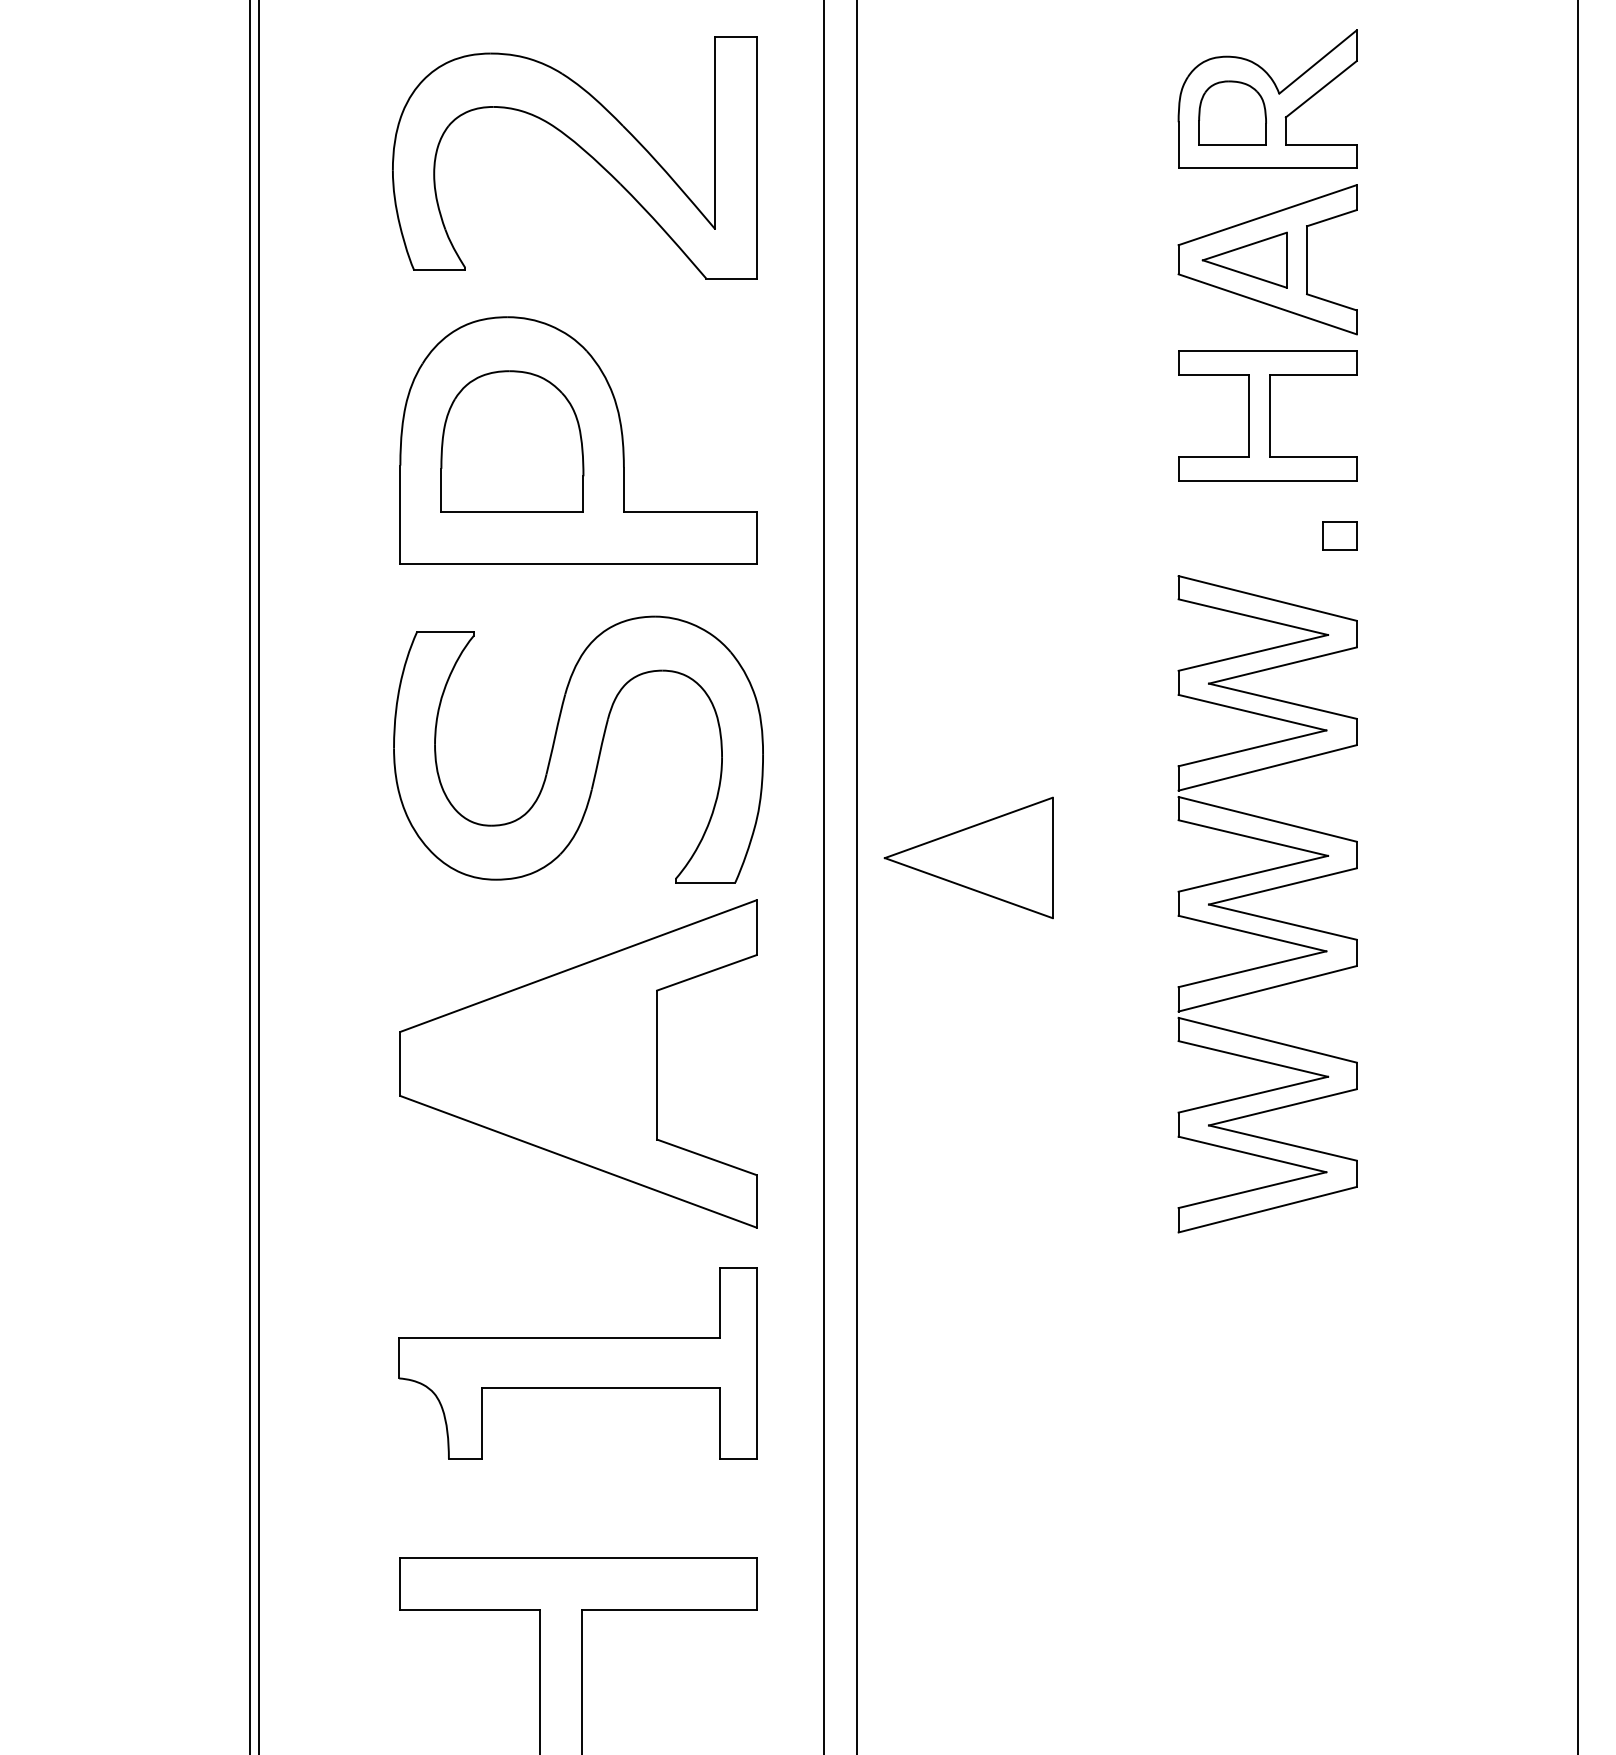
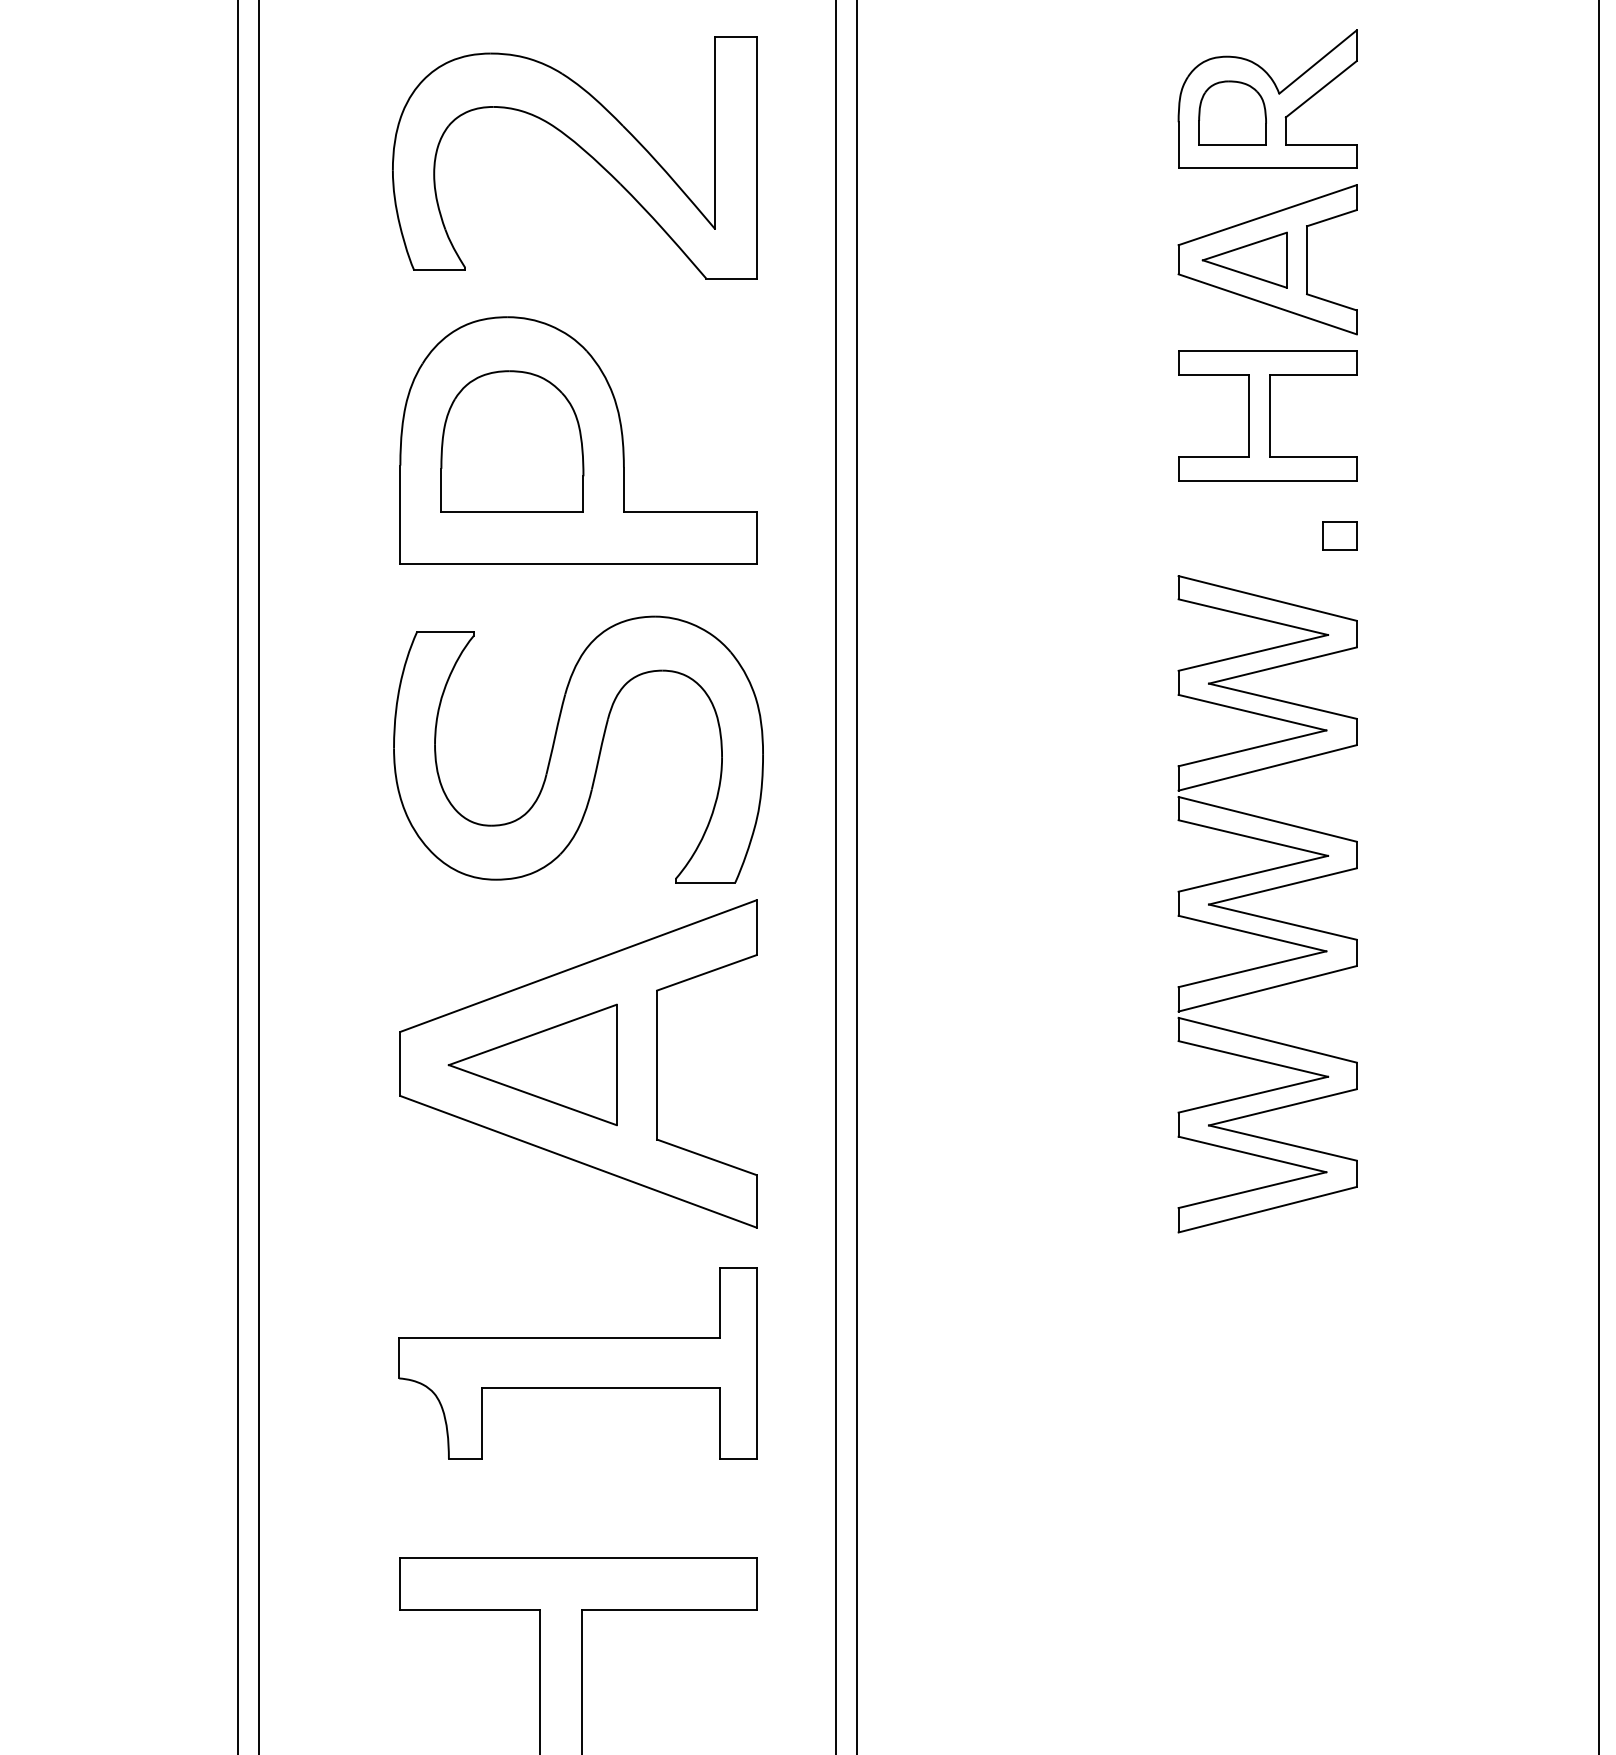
part position: (968, 857) -> (532, 1064) (532, 1064)
line position: (250, 876) -> (238, 876) (238, 876)
line position: (823, 876) -> (835, 876) (835, 876)
line position: (1578, 876) -> (1599, 876) (1599, 876)
